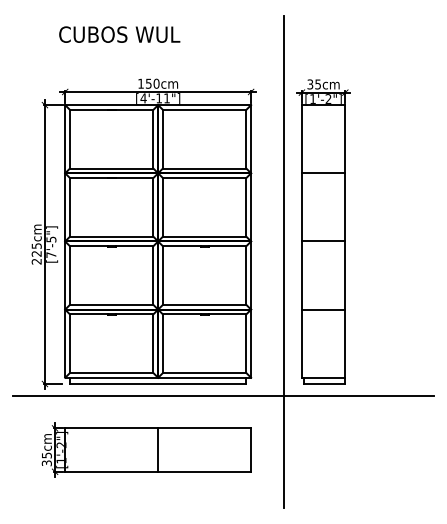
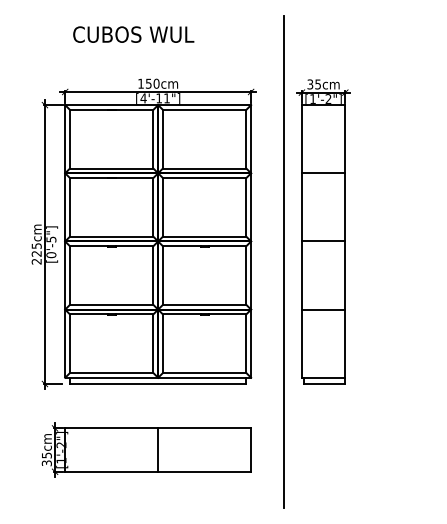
text position: (119, 34) -> (133, 34) (133, 34)
text: [7'-5"] -> [0'-5"] (51, 255)
line: present -> none (223, 395)
